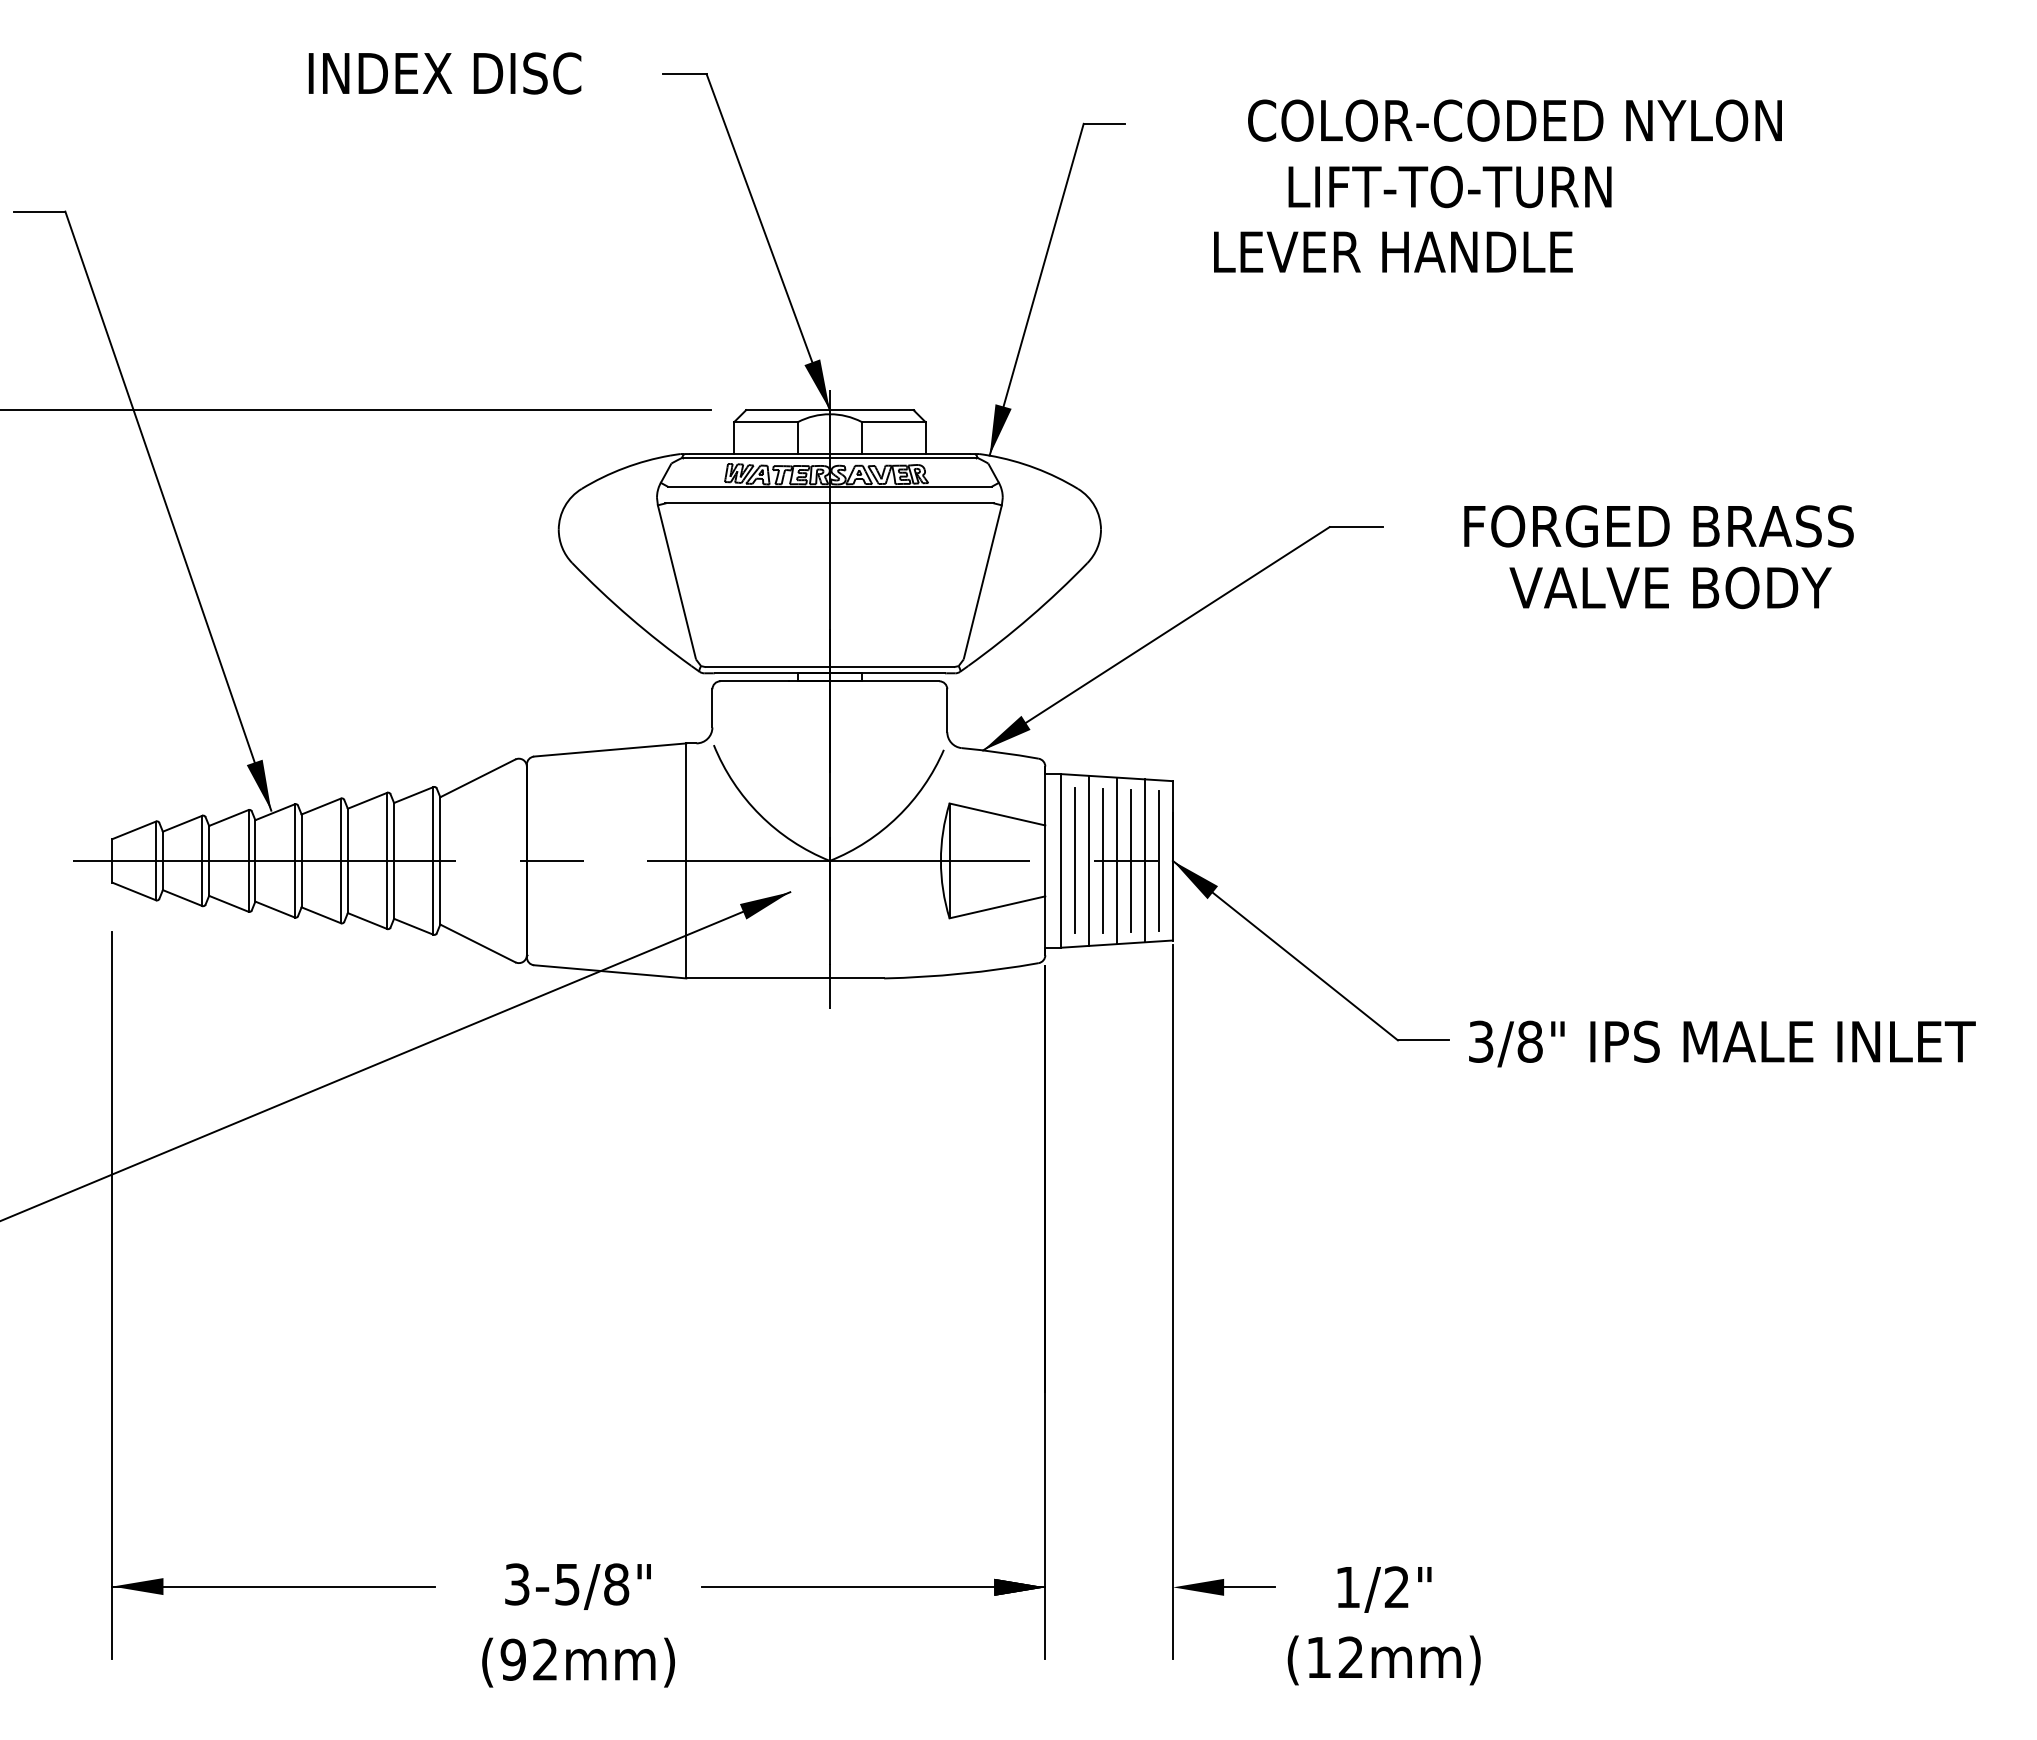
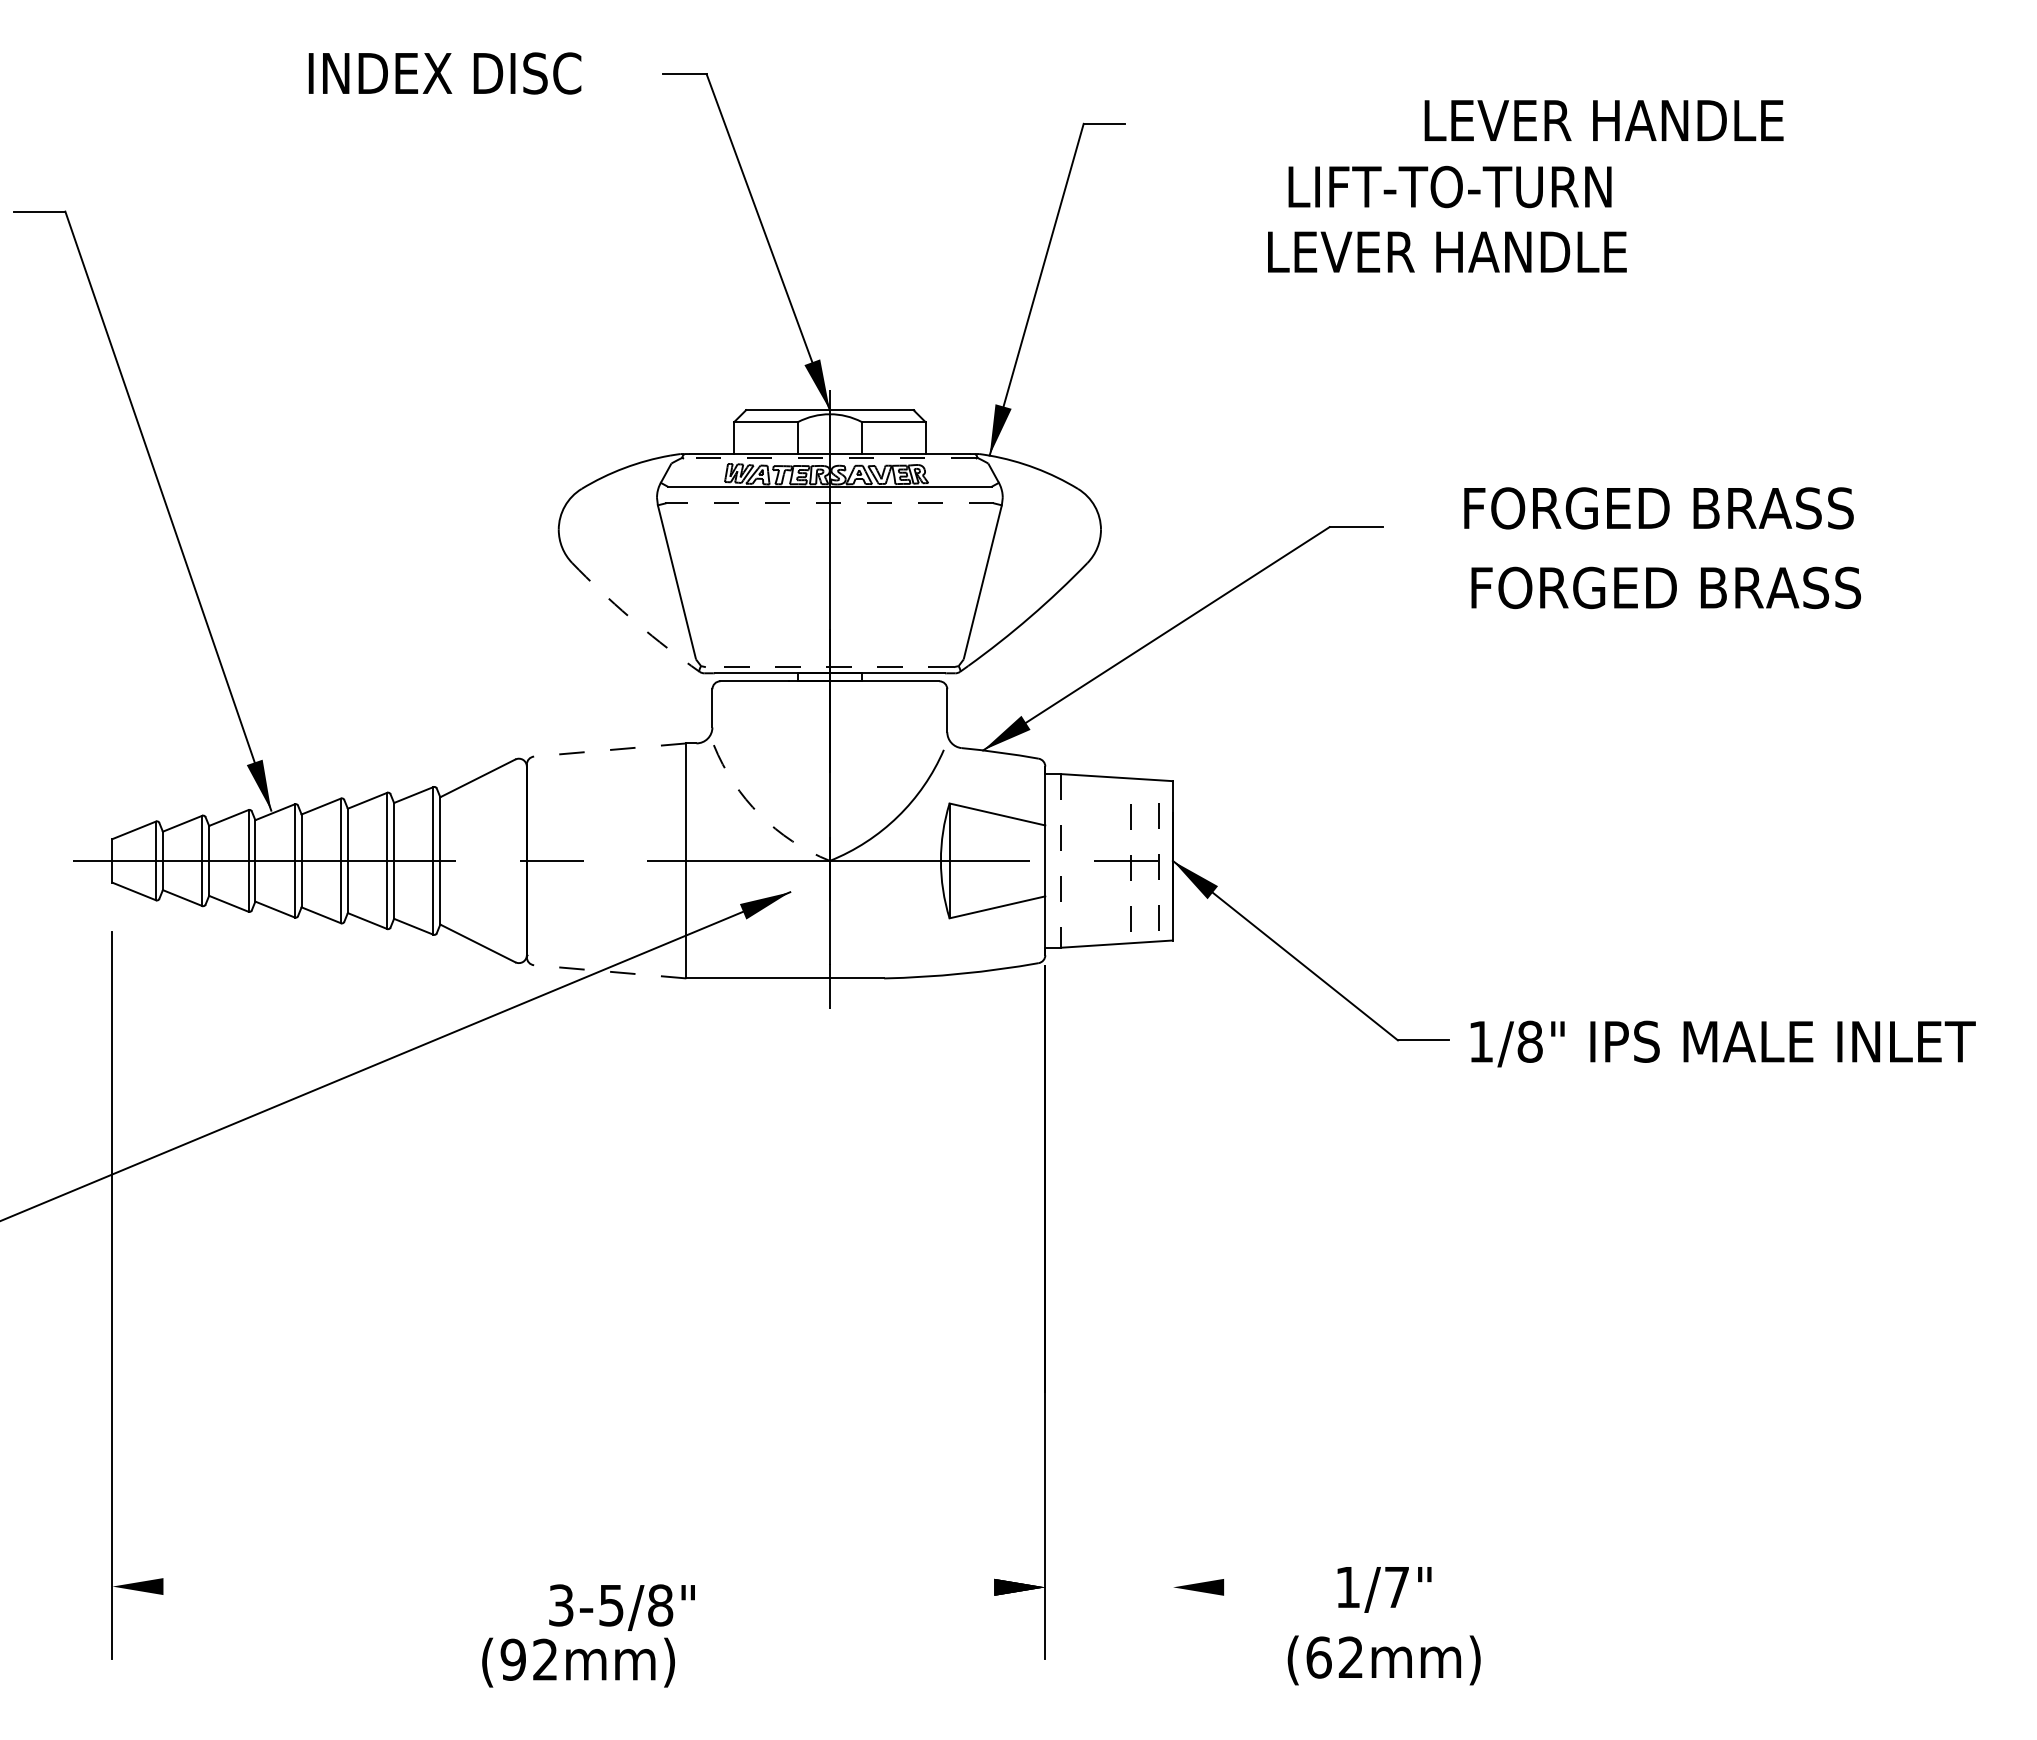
text: COLOR-CODED NYLON -> LEVER HANDLE (1515, 120)
text position: (1393, 251) -> (1447, 251) (1447, 251)
line: present -> none (356, 410)
line: solid -> dashed (829, 458)
line: solid -> dashed (829, 503)
text position: (1658, 526) -> (1658, 508) (1658, 508)
text: VALVE BODY -> FORGED BRASS (1666, 587)
arc: solid -> dashed (629, 617)
line: solid -> dashed (829, 667)
line: solid -> dashed (609, 750)
arc: solid -> dashed (760, 814)
line: solid -> dashed (1061, 860)
line: present -> none (1075, 860)
line: present -> none (1089, 860)
line: present -> none (1103, 860)
line: present -> none (1117, 860)
line: solid -> dashed (1131, 860)
line: present -> none (1144, 860)
line: solid -> dashed (1158, 860)
line: solid -> dashed (609, 971)
text: 3/8" -> 1/8" (1481, 1041)
line: present -> none (1173, 1301)
text position: (577, 1586) -> (621, 1607) (621, 1607)
text: 1/2" -> 1/7" (1396, 1586)
line: present -> none (273, 1587)
line: present -> none (873, 1587)
line: present -> none (1249, 1587)
text: (12mm) -> (62mm) (1318, 1657)
